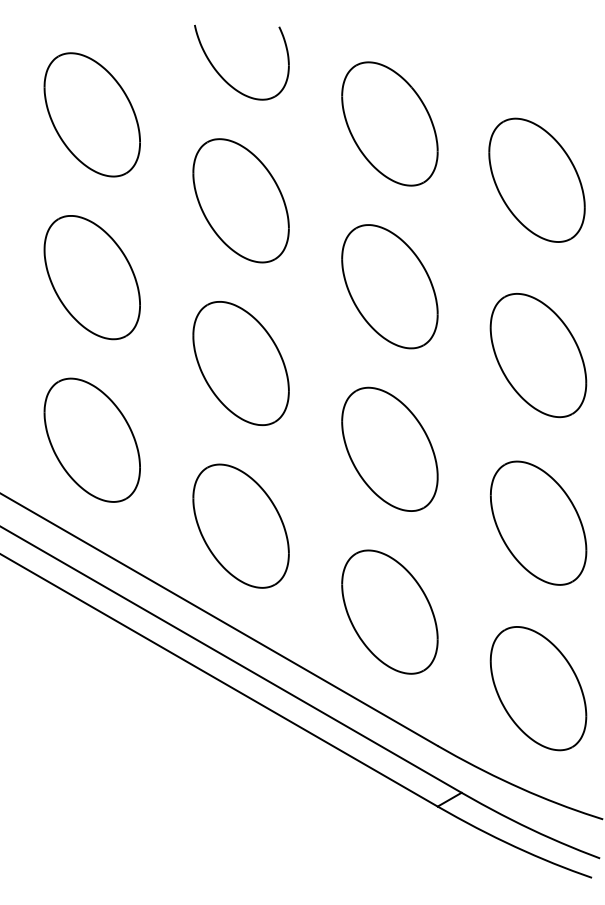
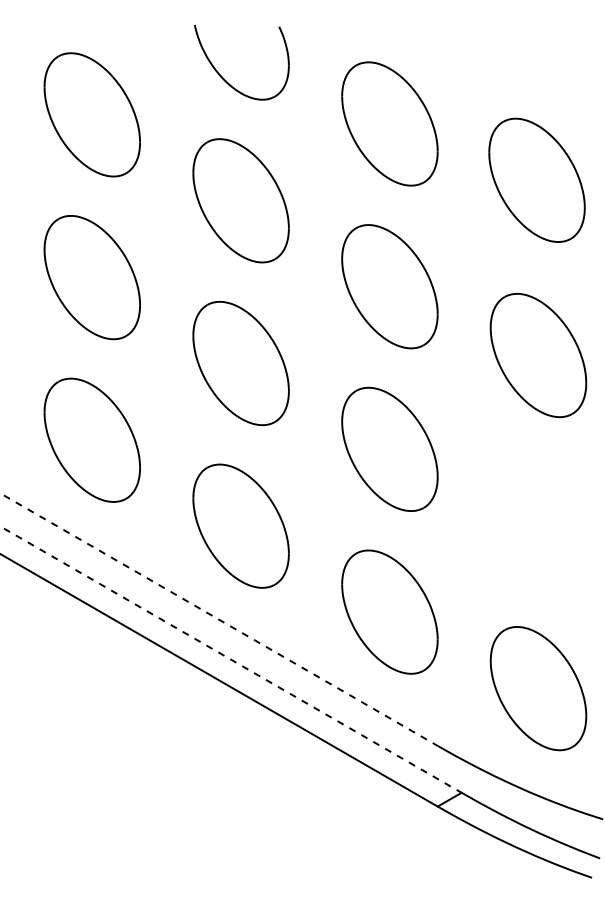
part: present -> none (538, 522)
line: solid -> dashed (219, 619)
line: solid -> dashed (231, 659)
